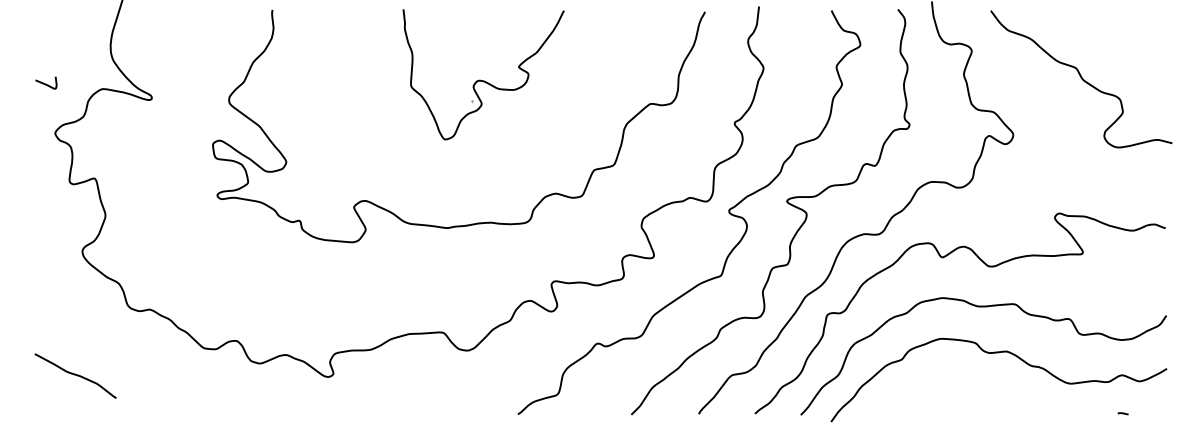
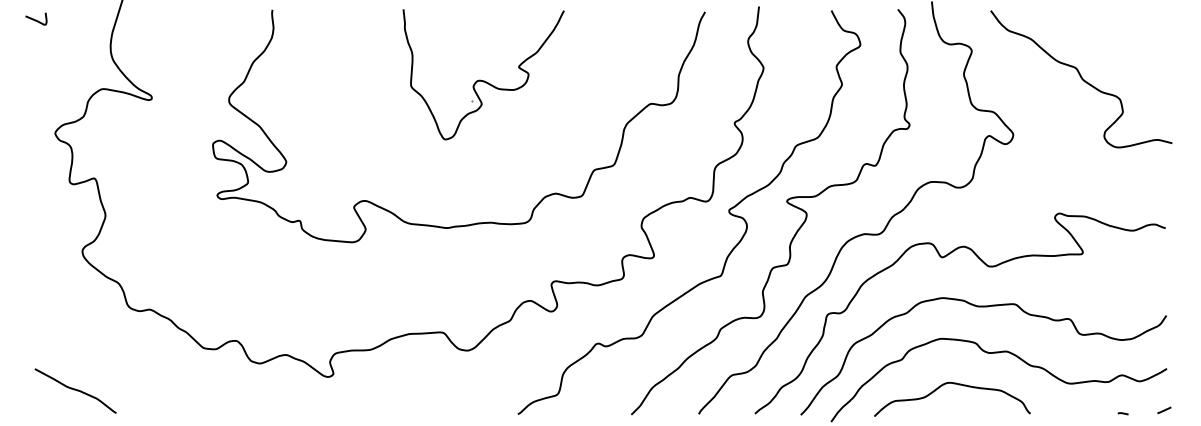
curve position: (46, 83) -> (36, 19) (36, 19)
curve position: (75, 375) -> (75, 390) (75, 390)
curve: none -> present (953, 384)
line: none -> present (1164, 409)
